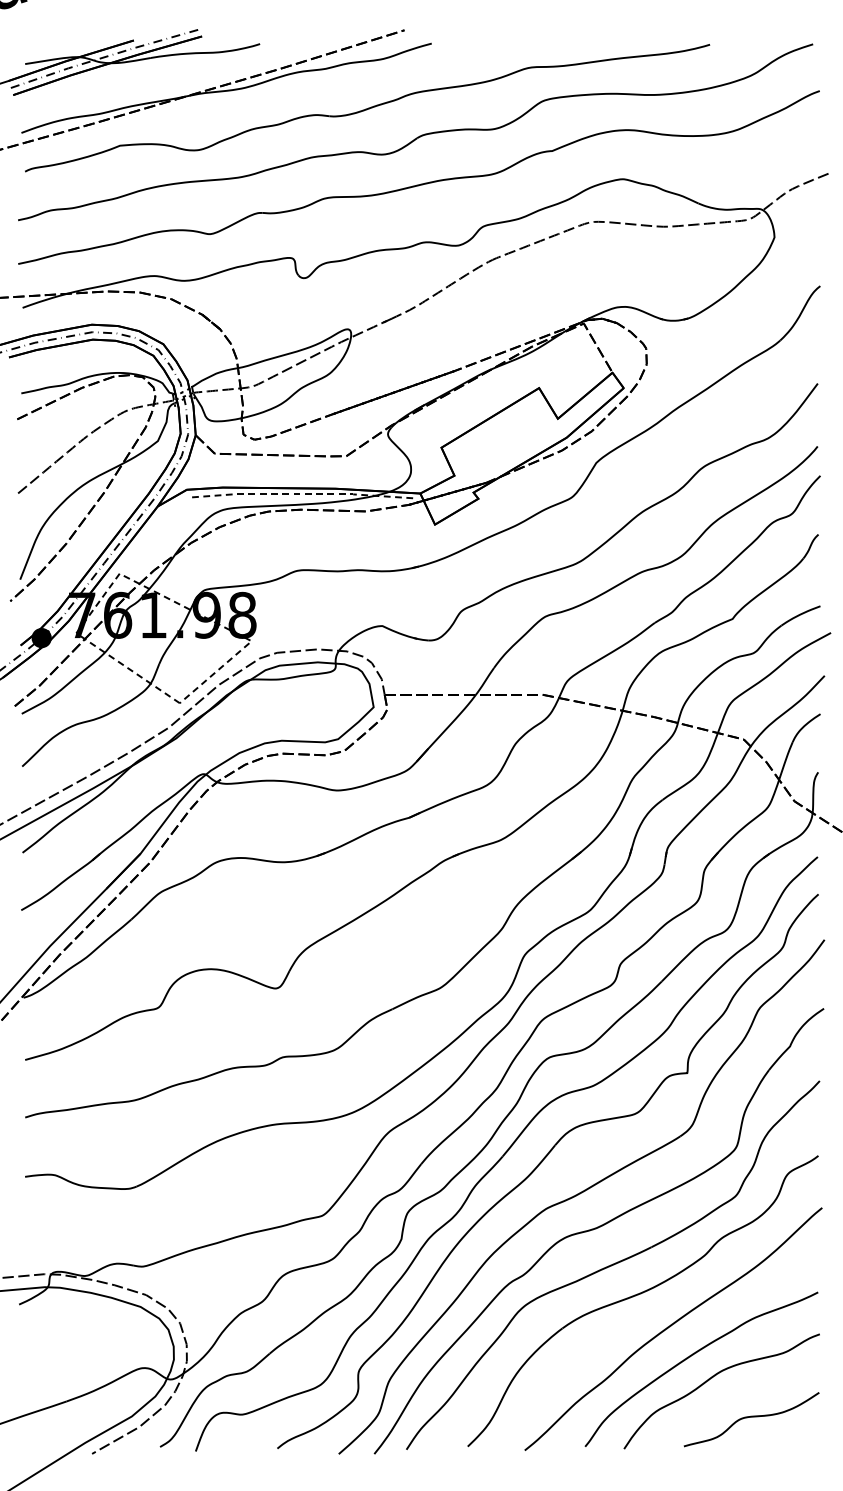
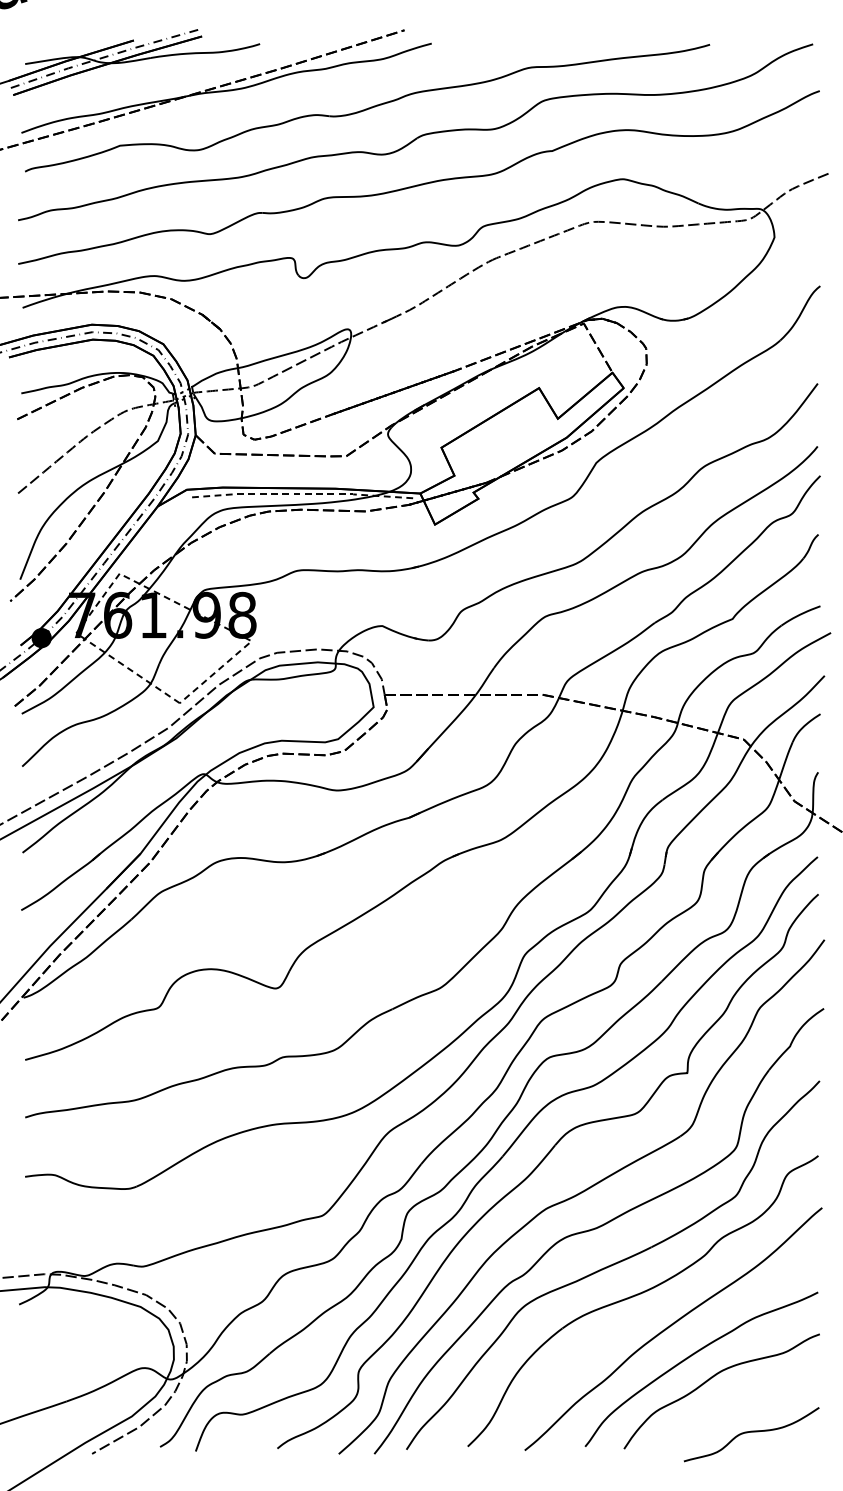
curve position: (751, 1417) -> (751, 1432) (751, 1432)
